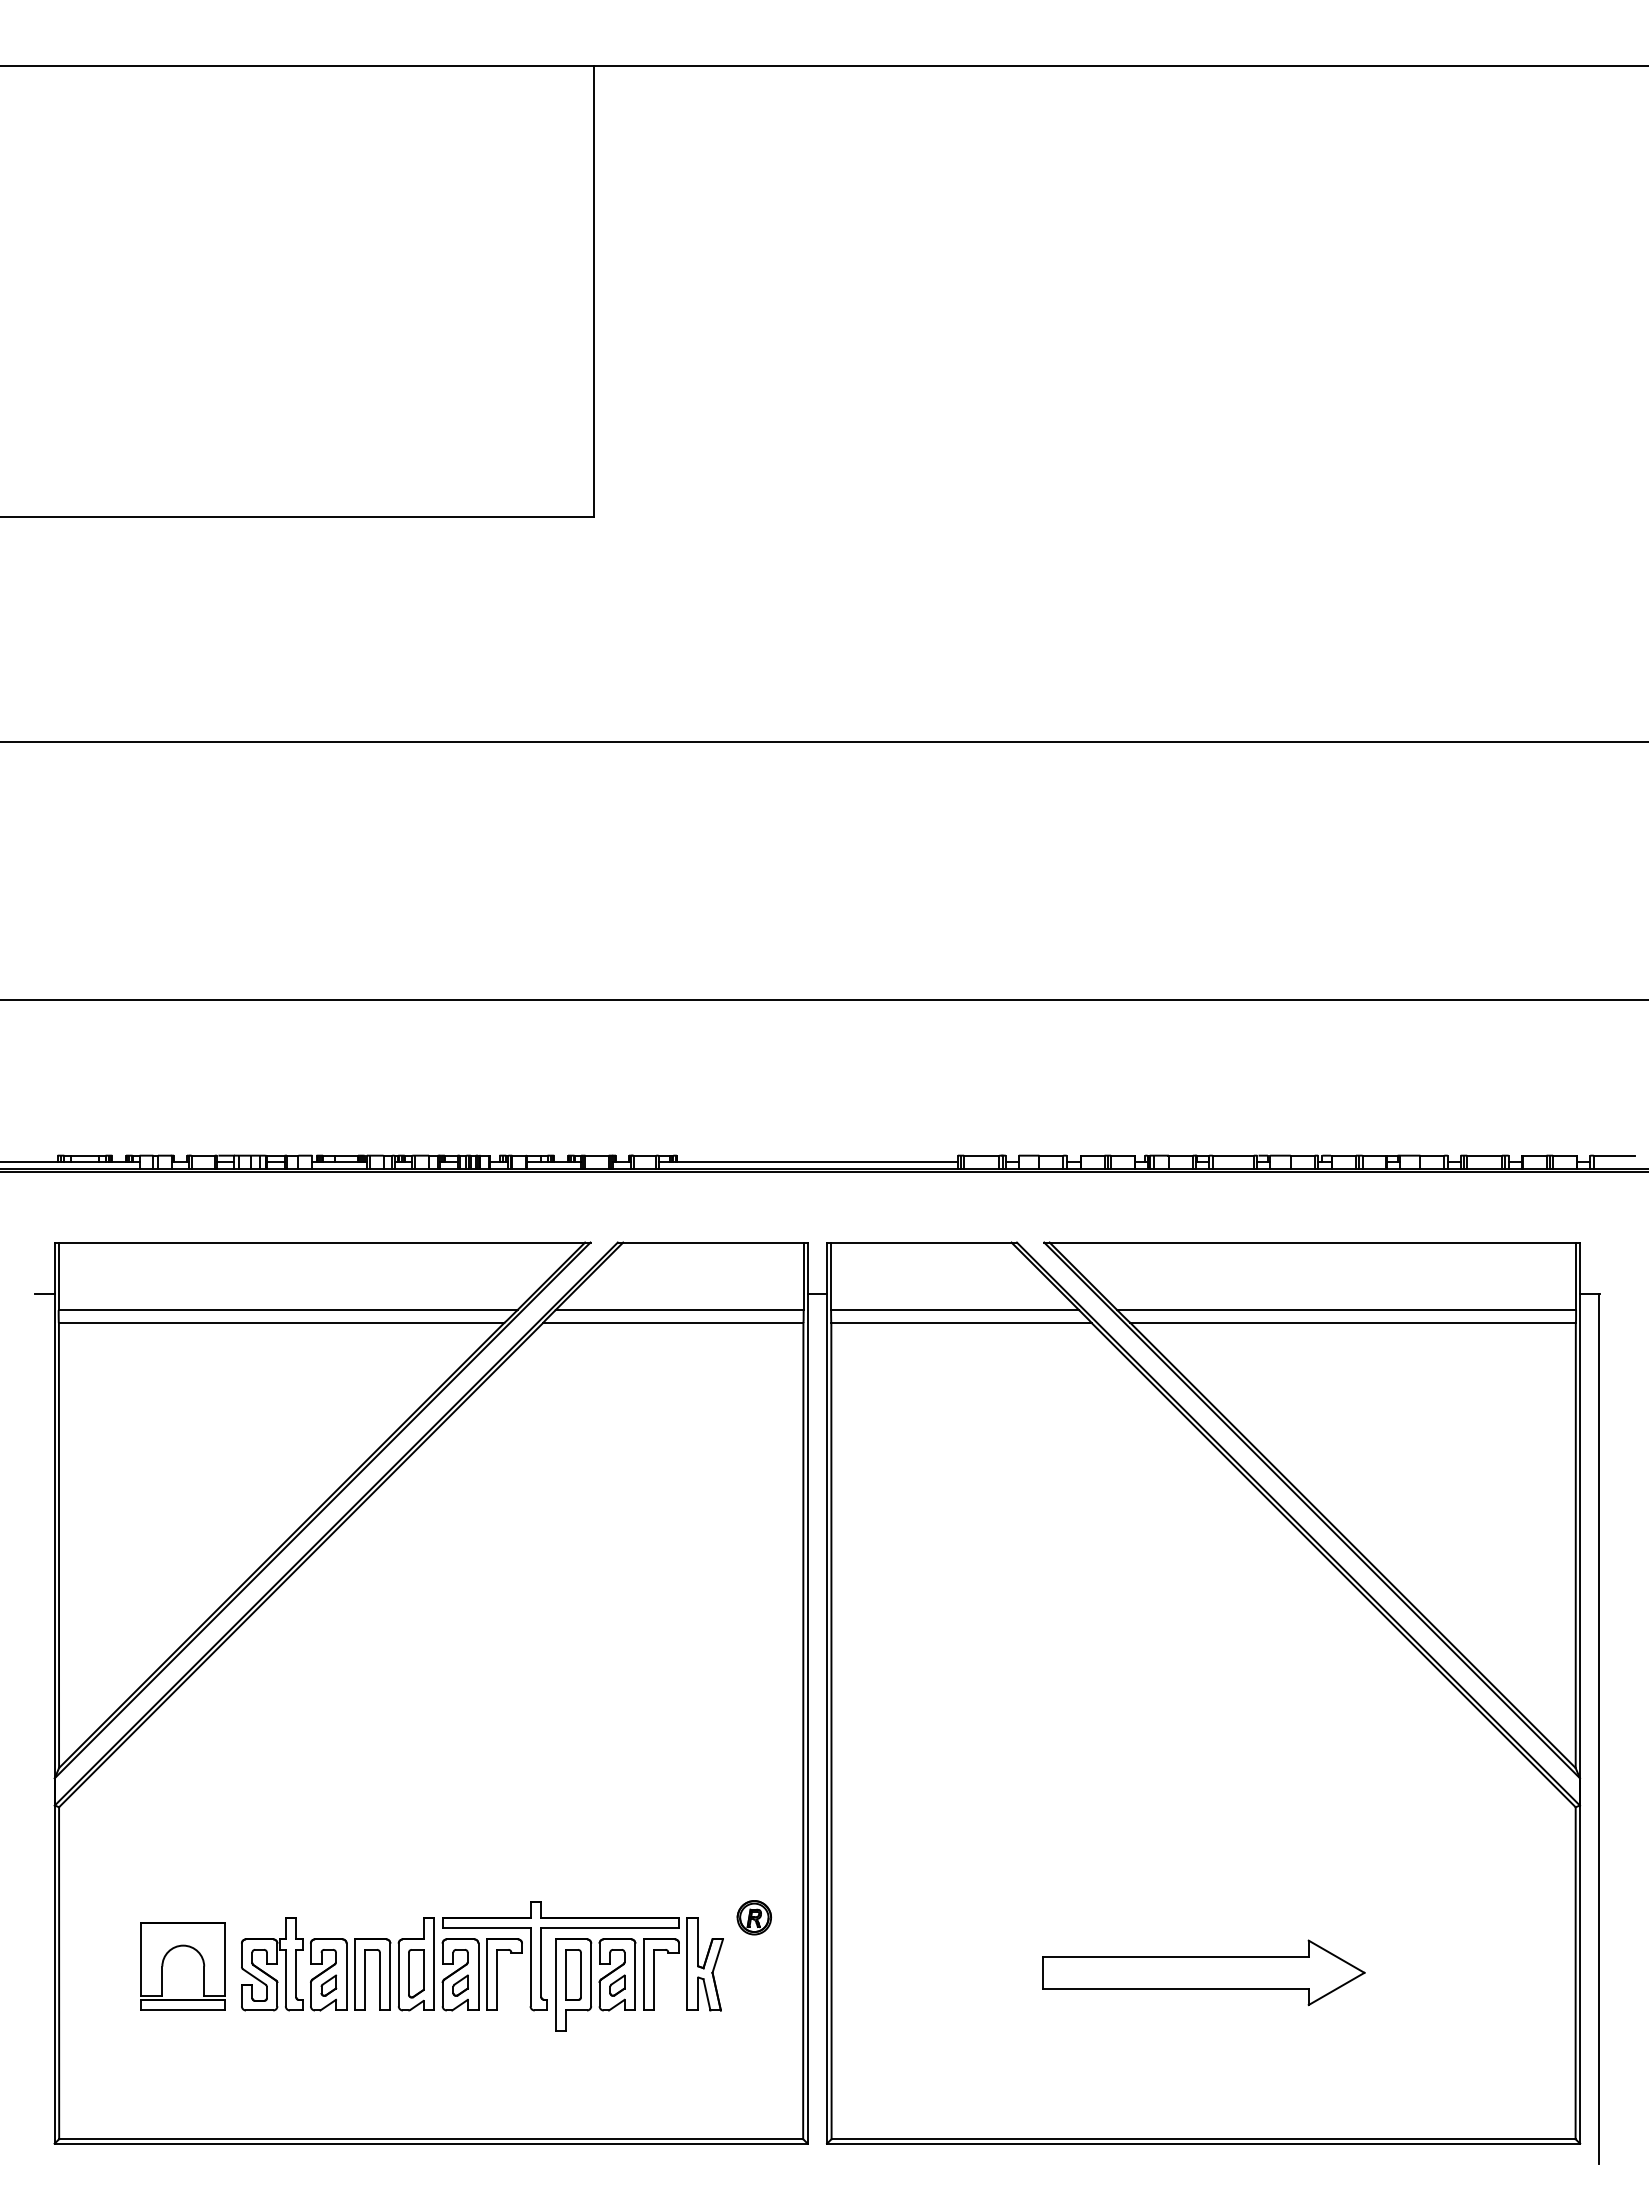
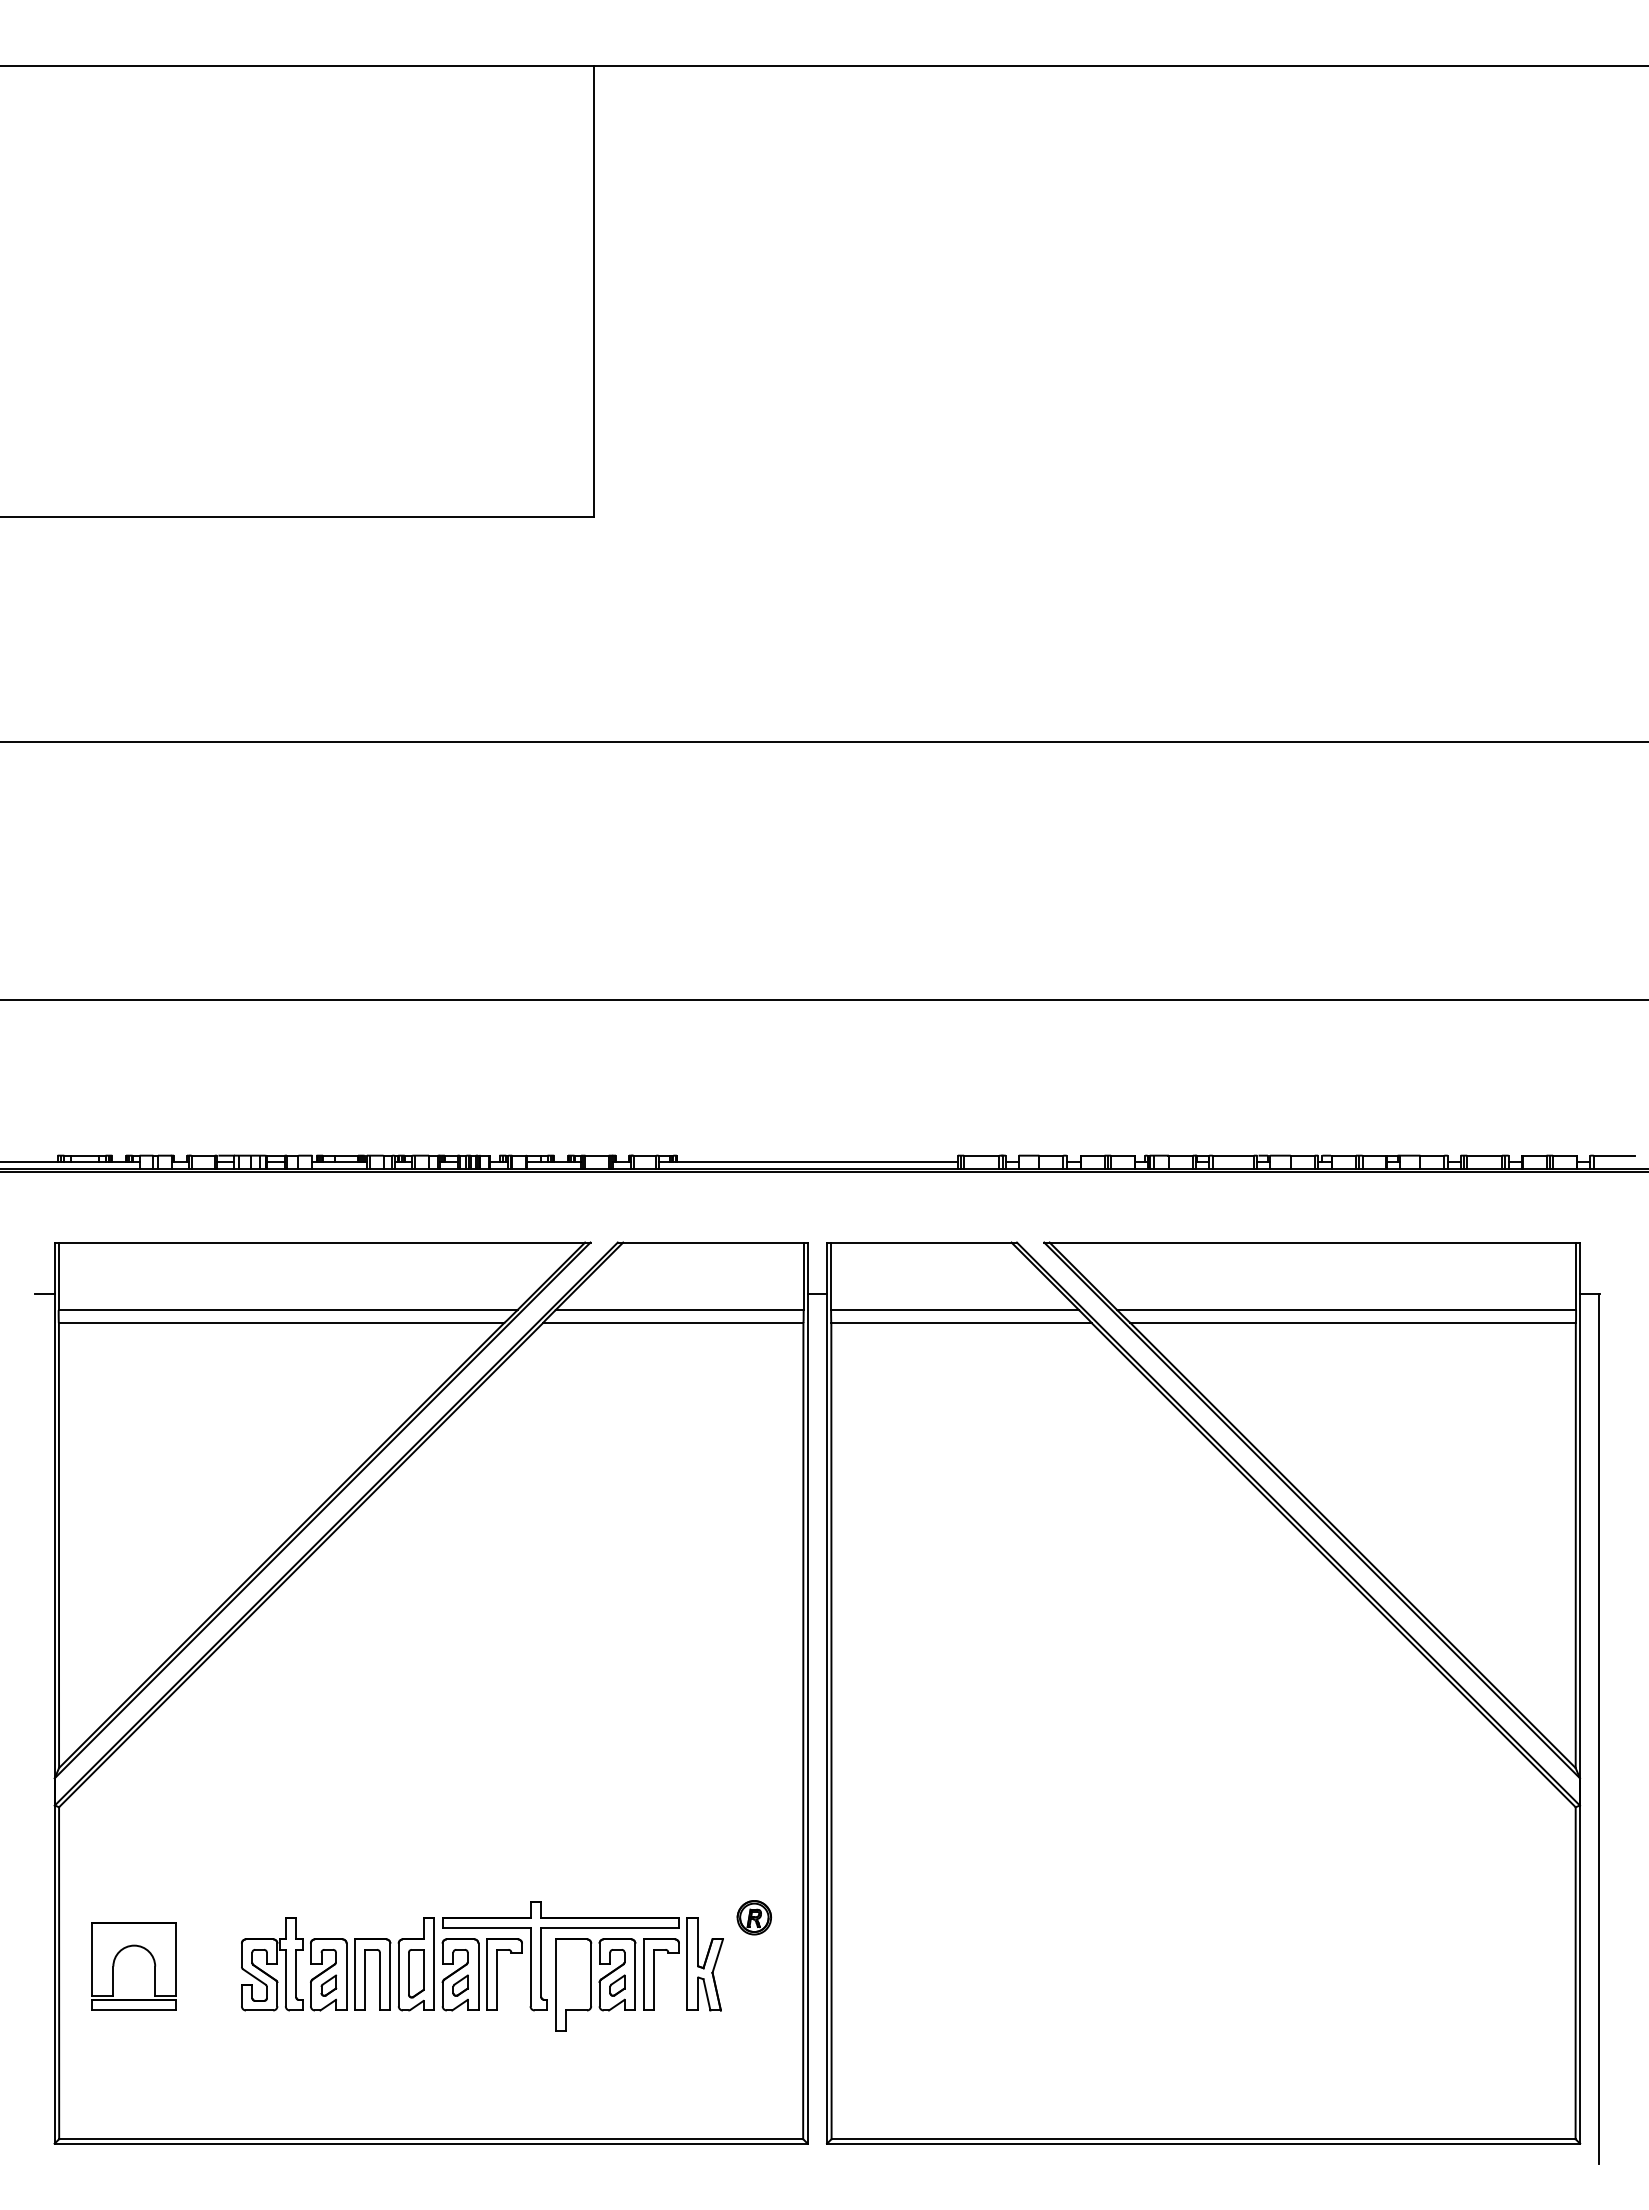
part position: (166, 1956) -> (117, 1956) (117, 1956)
part: present -> none (1203, 1972)
part: present -> none (573, 1974)
